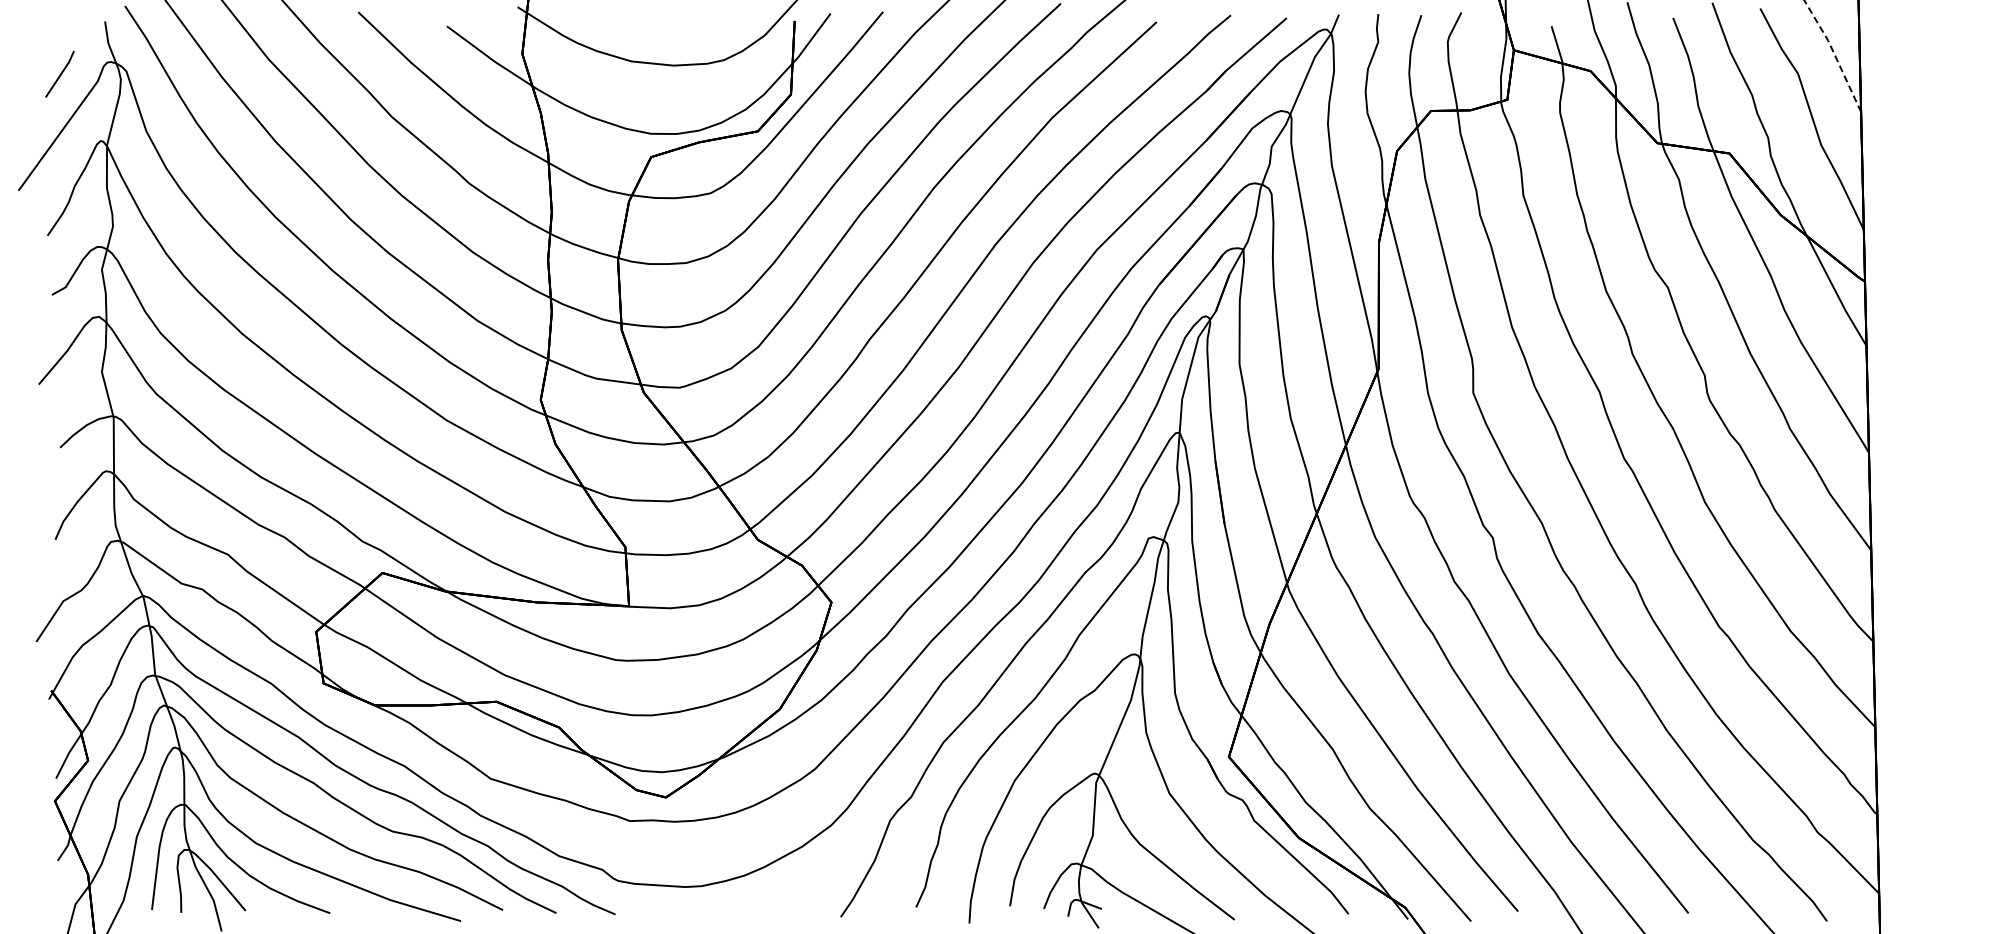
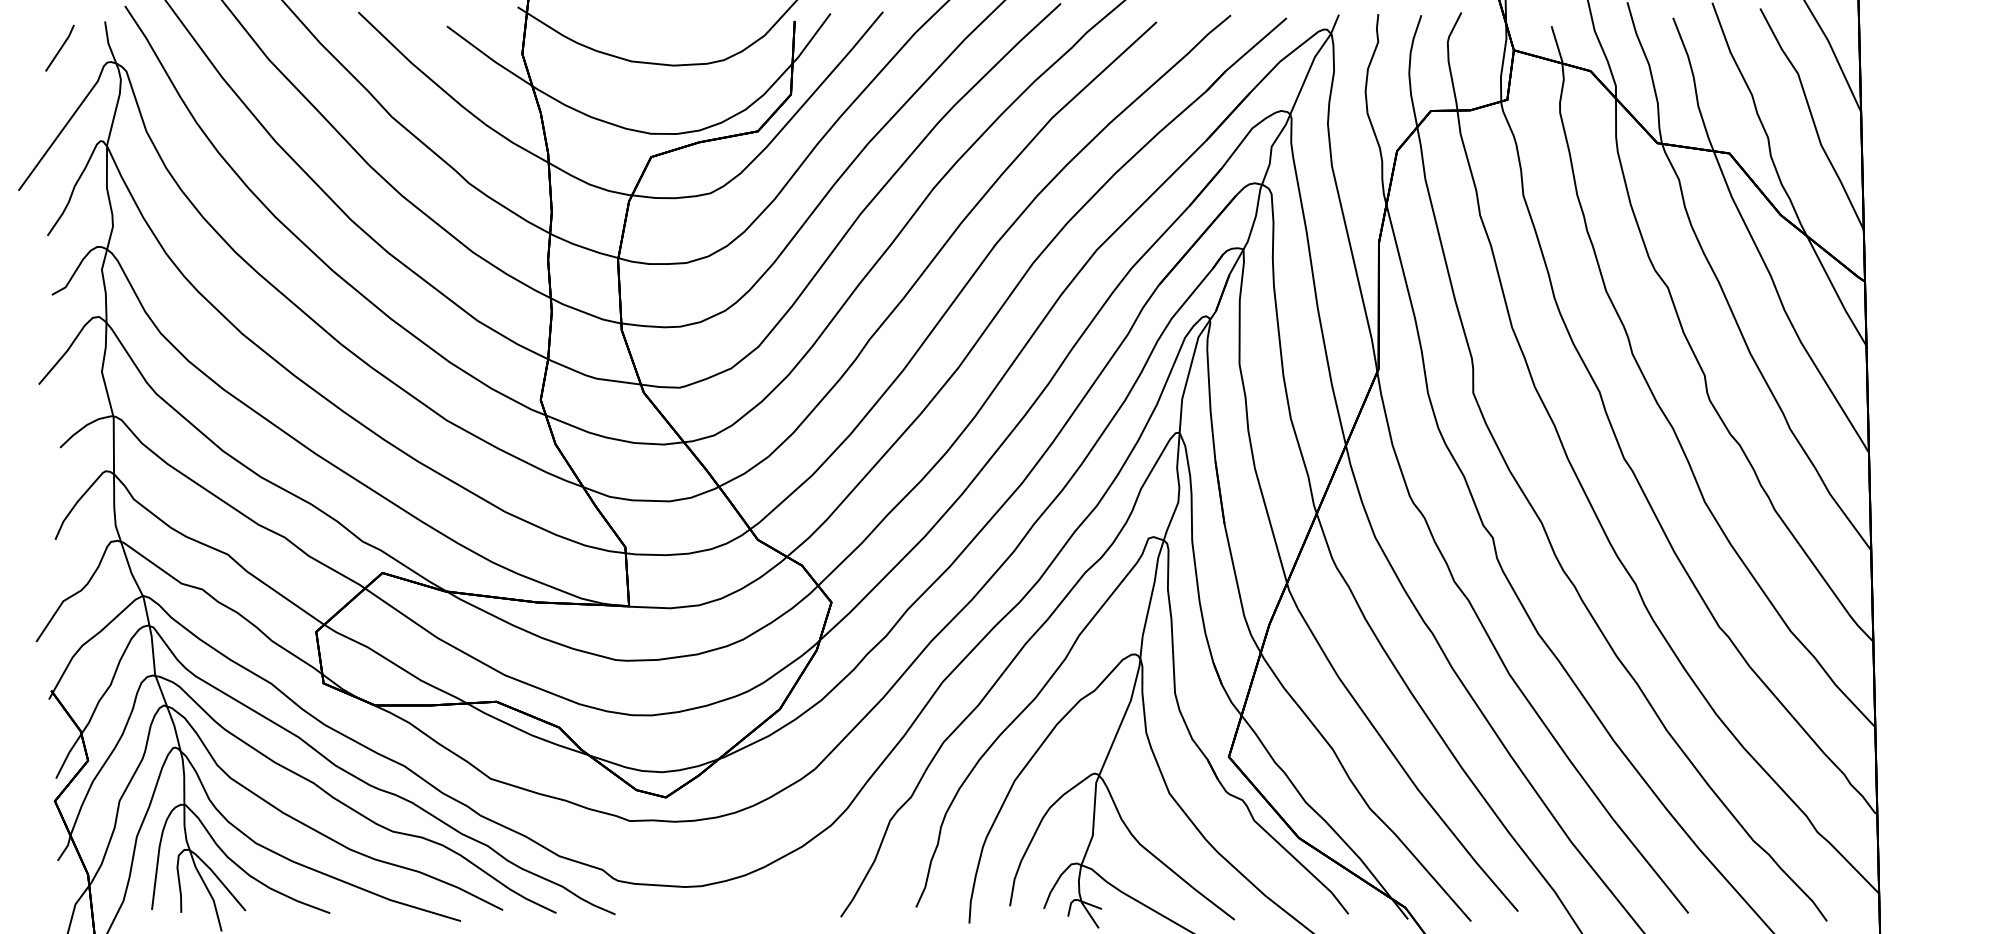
line: dashed -> solid (1834, 55)
line position: (60, 73) -> (60, 47) (60, 47)
